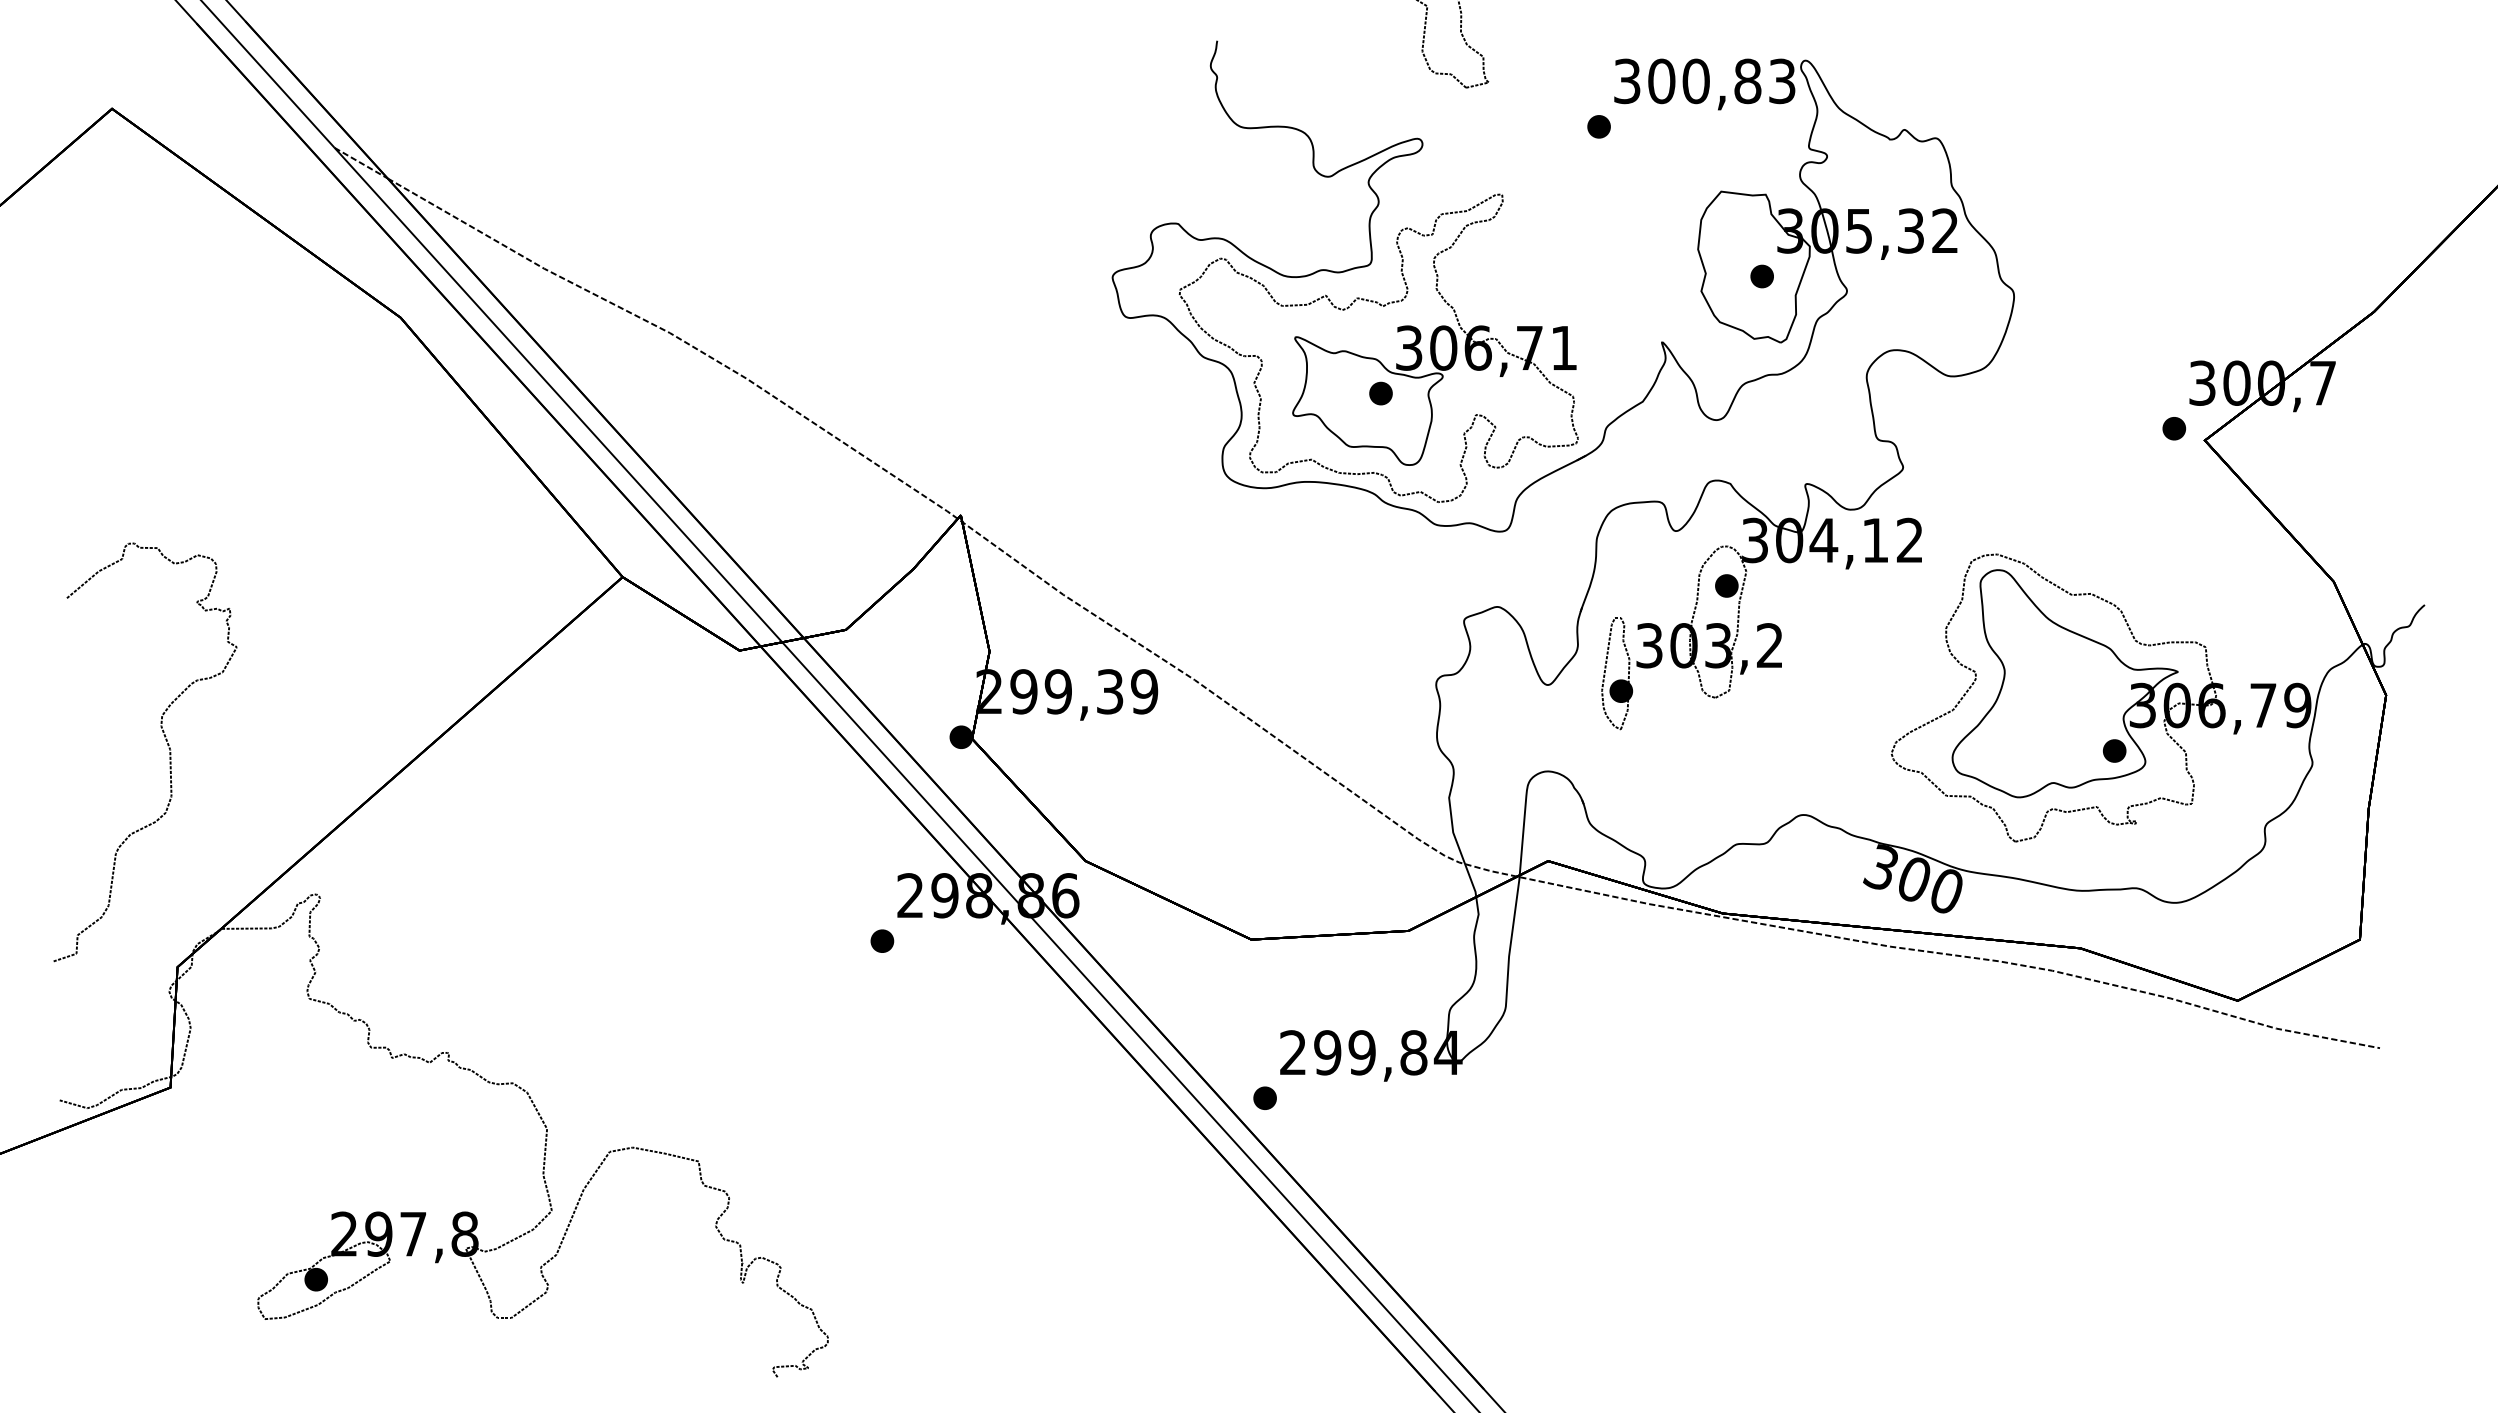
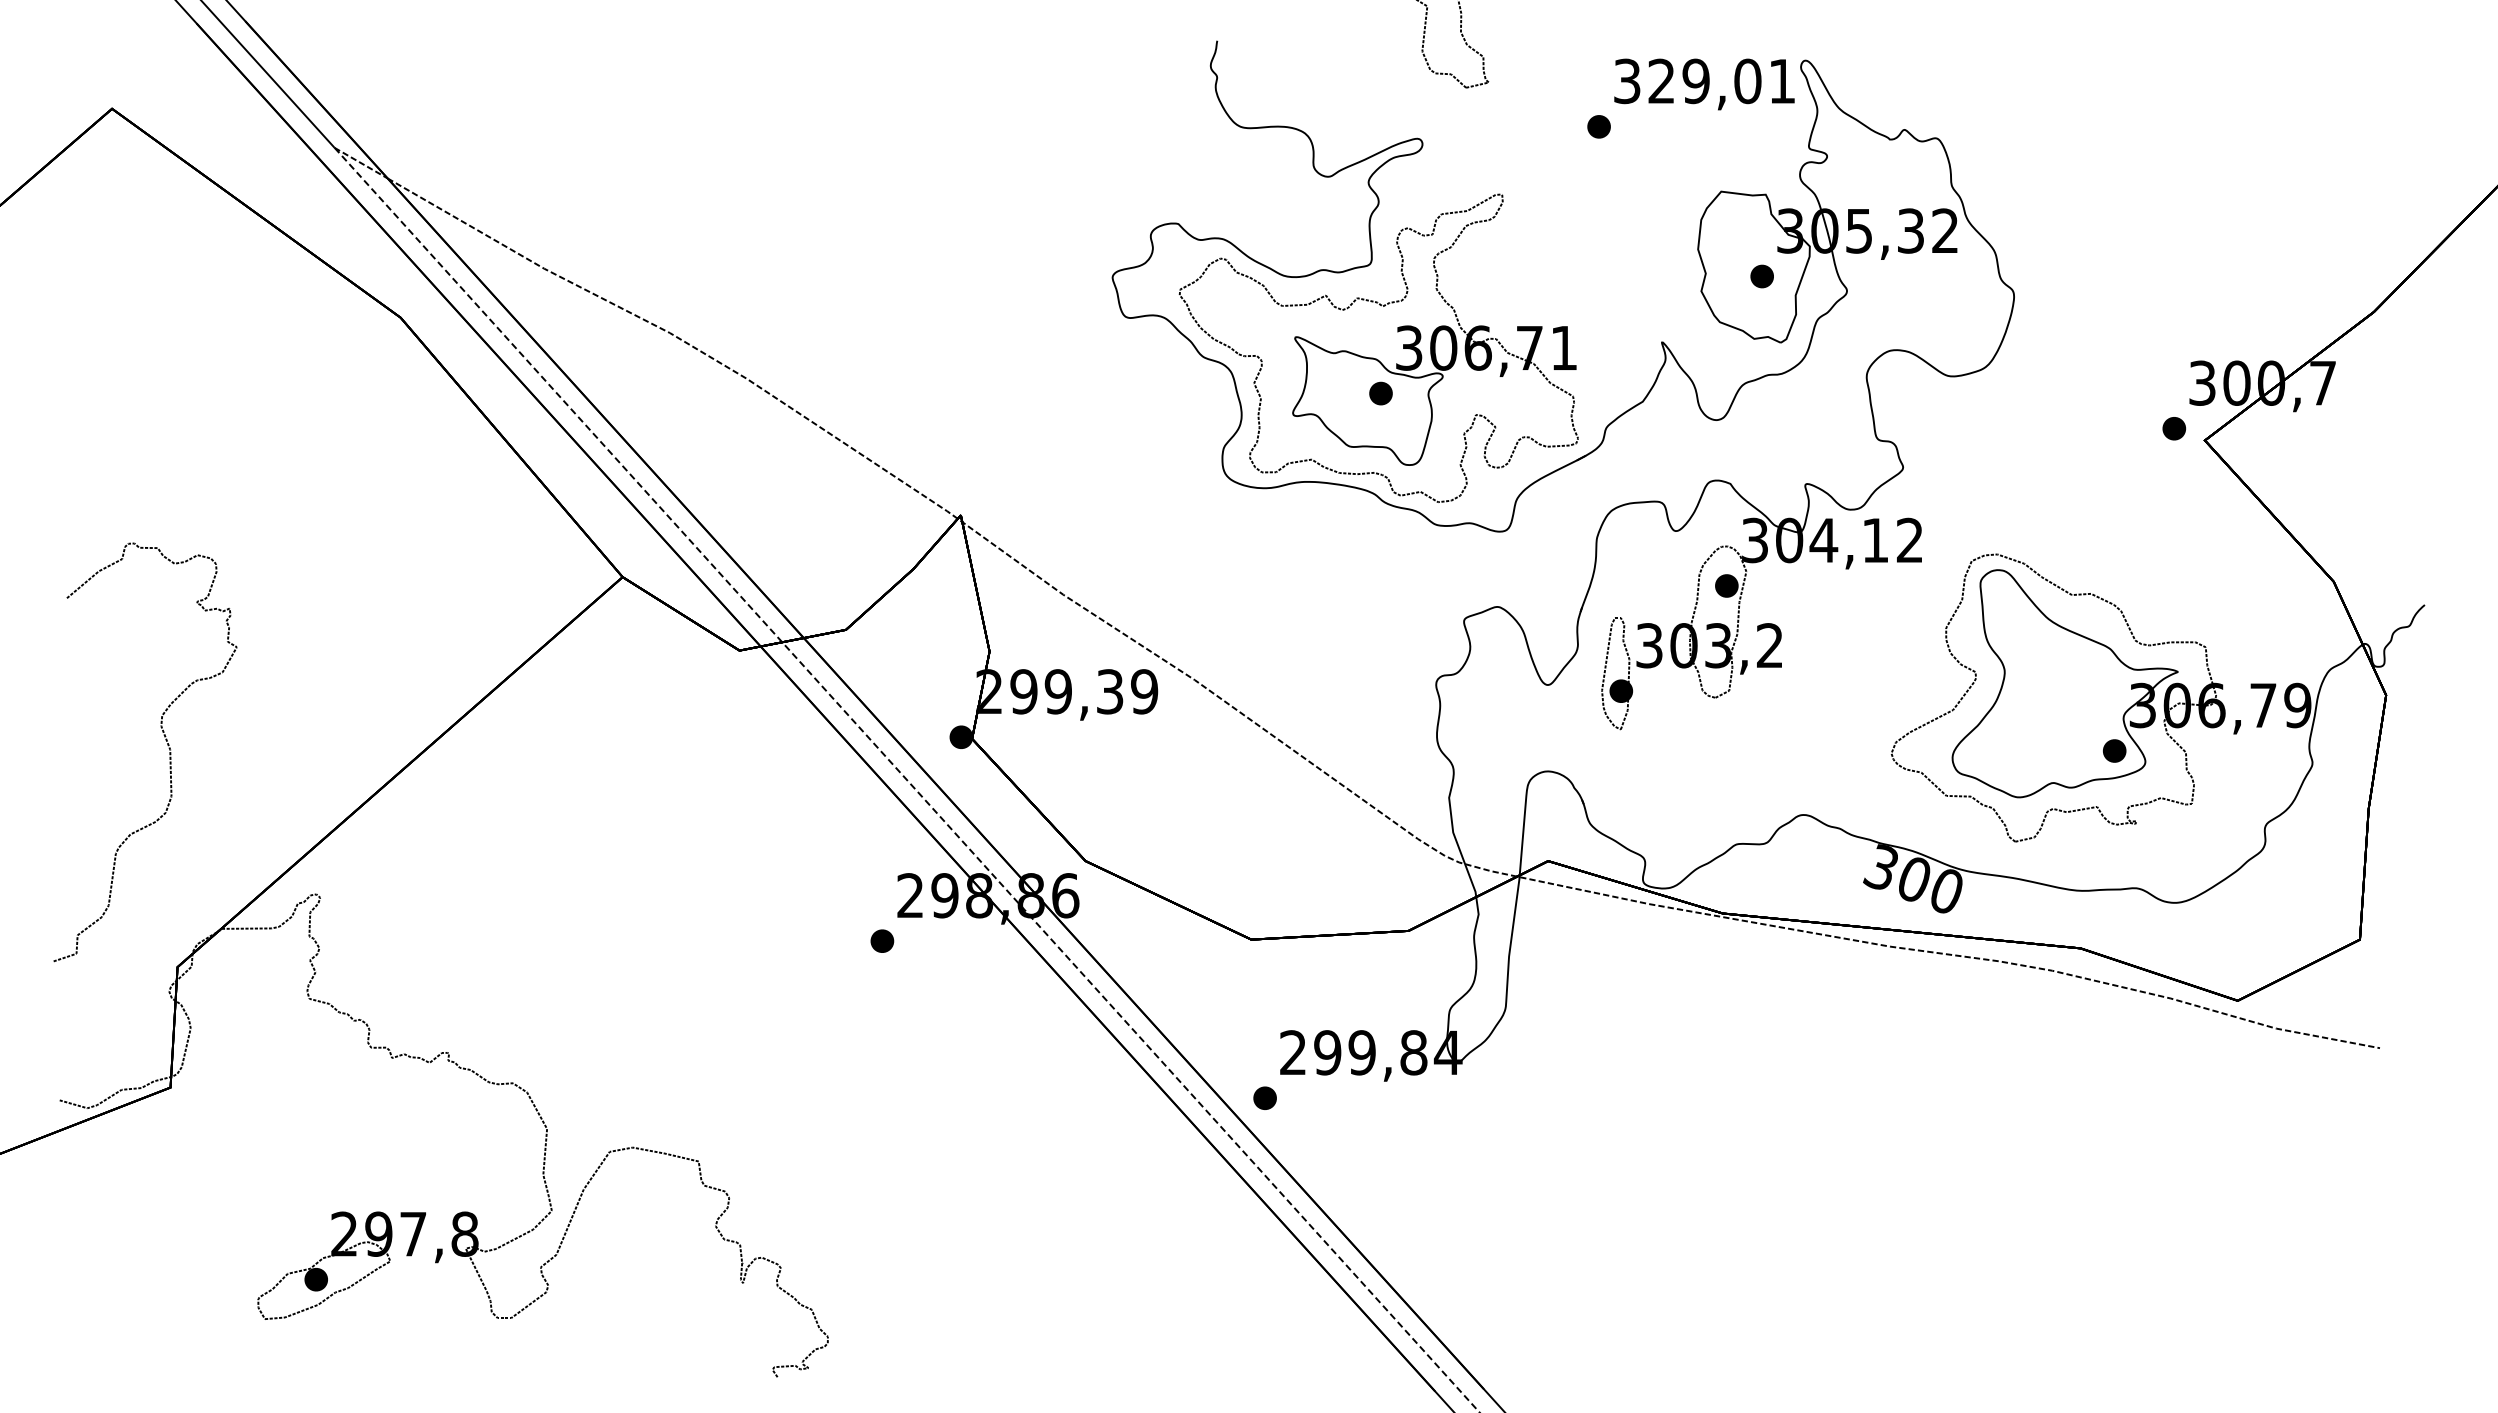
text: 300,83 -> 329,01 (1721, 81)
line: solid -> dashed (907, 780)
